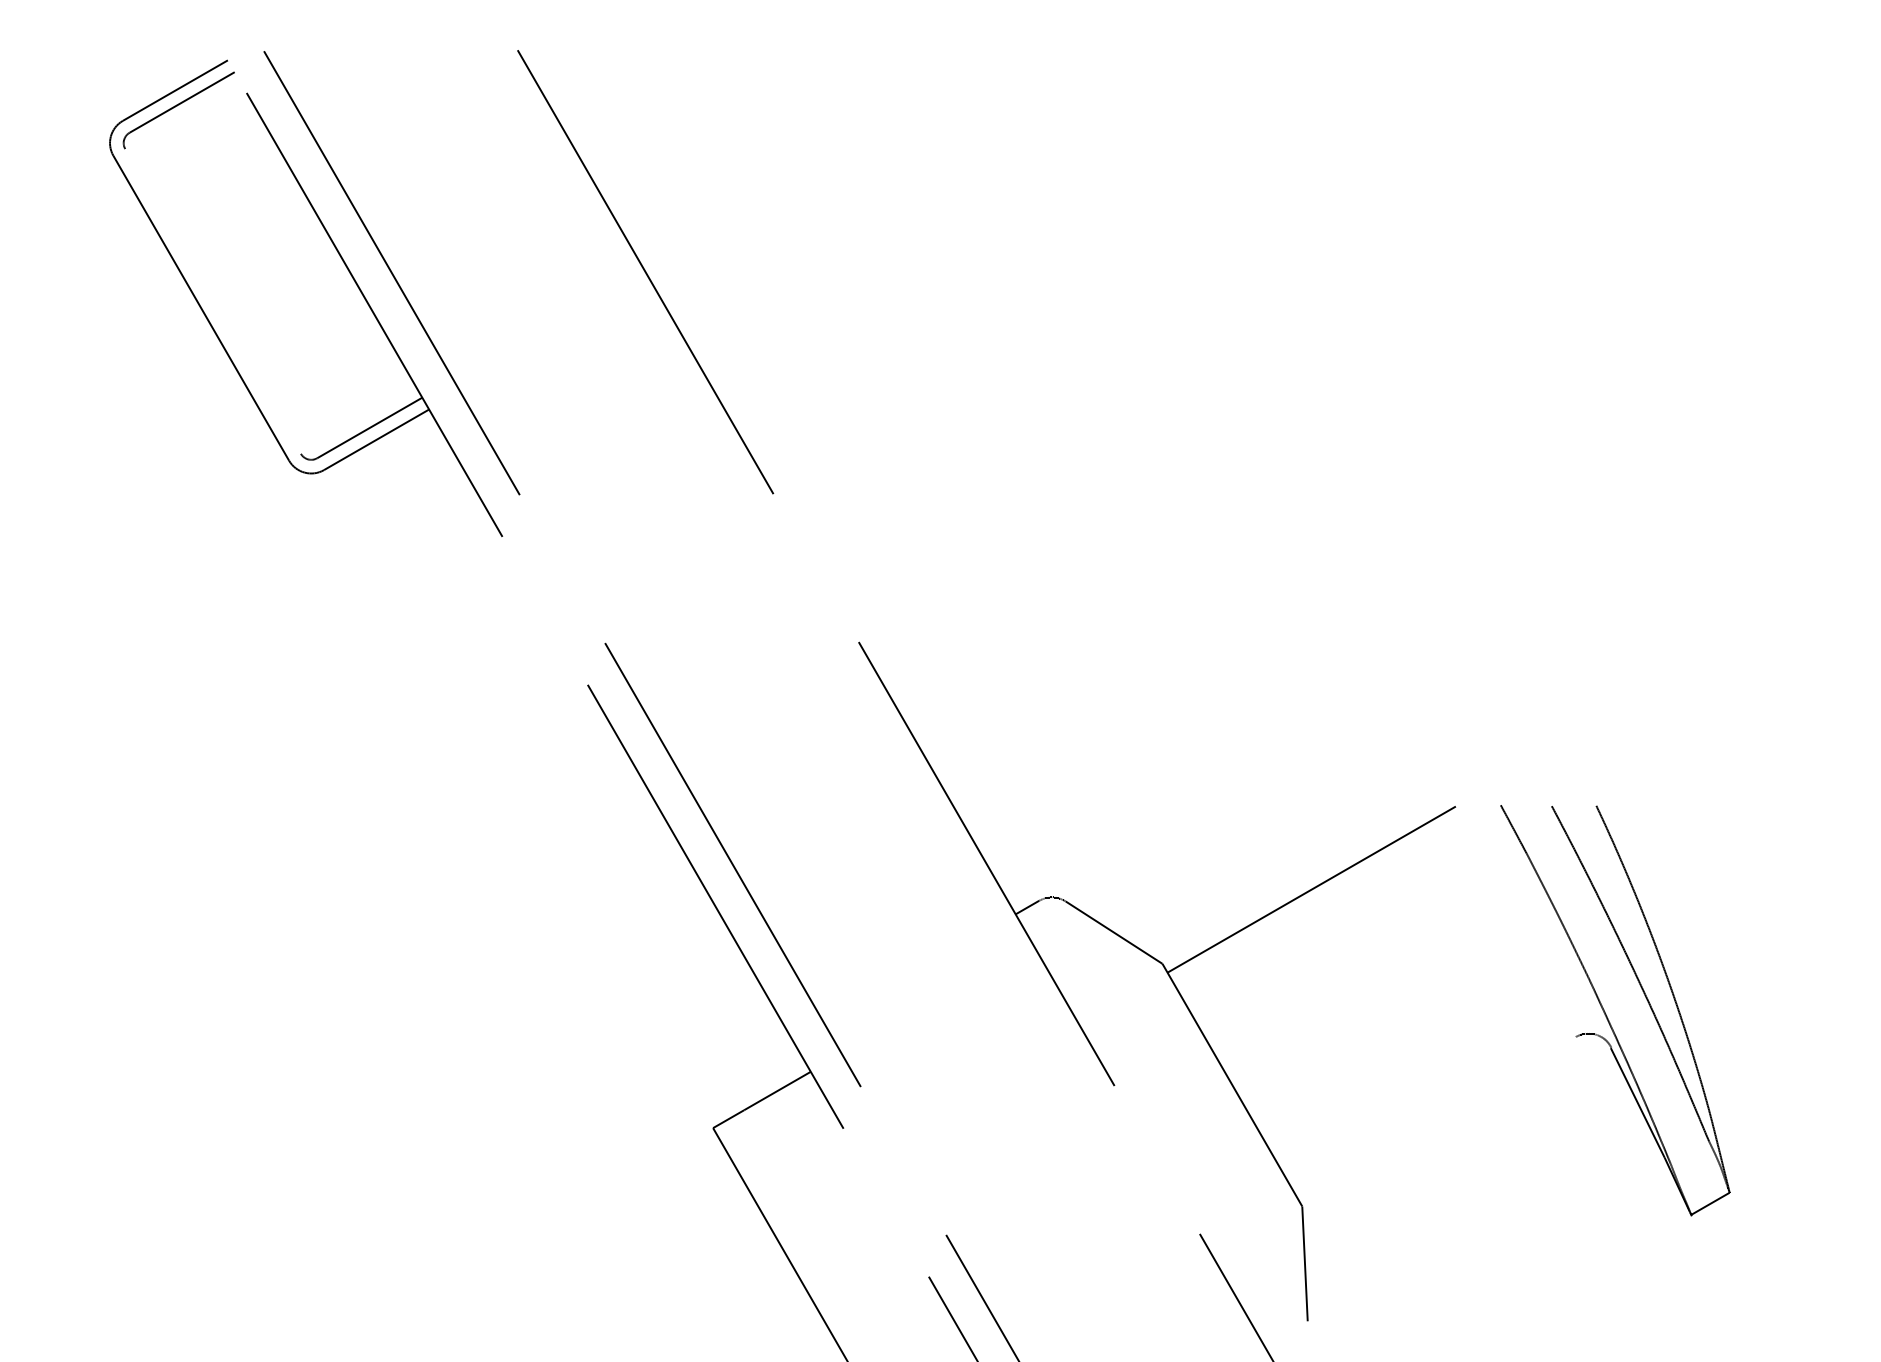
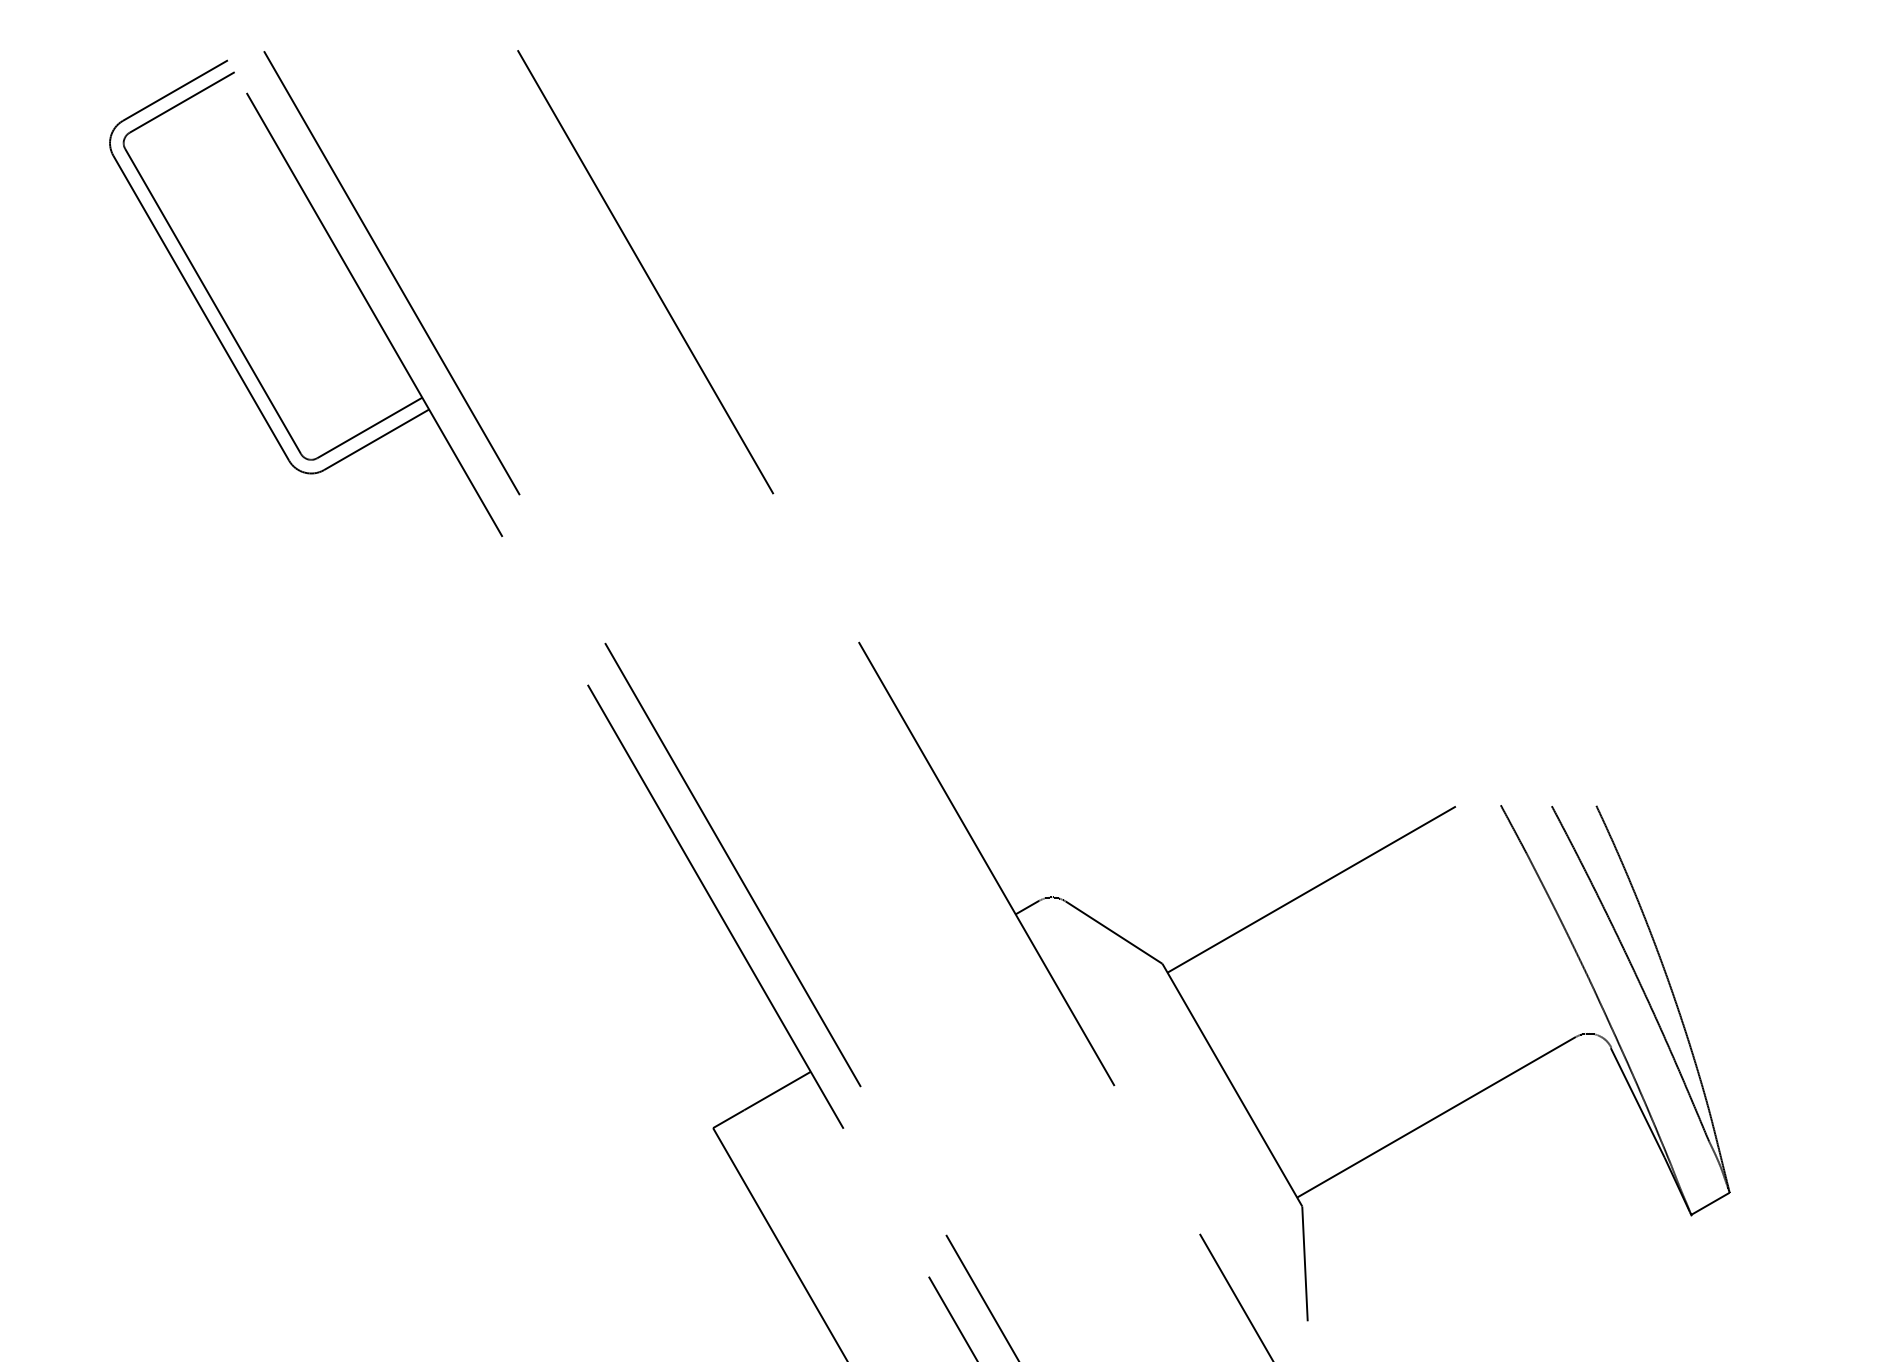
line: none -> present (212, 301)
line: none -> present (1436, 1117)
